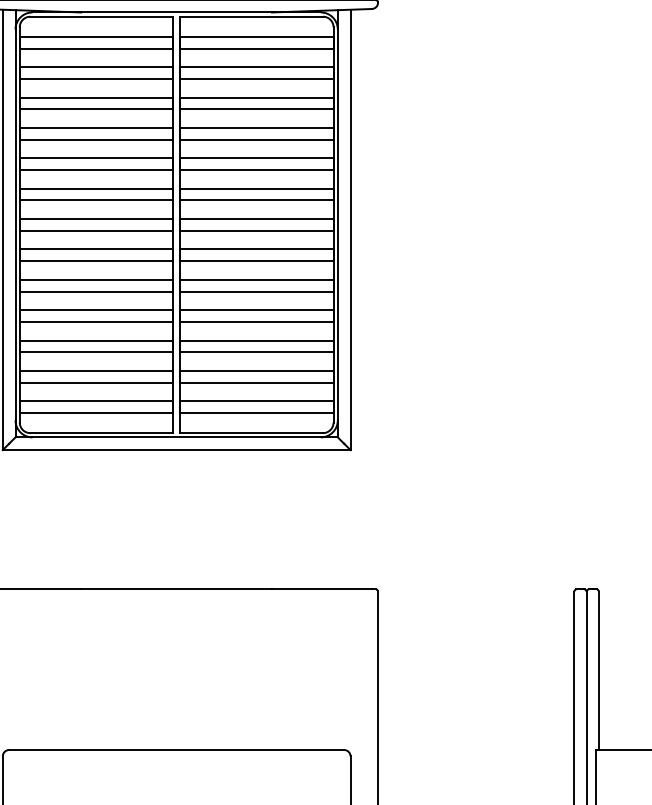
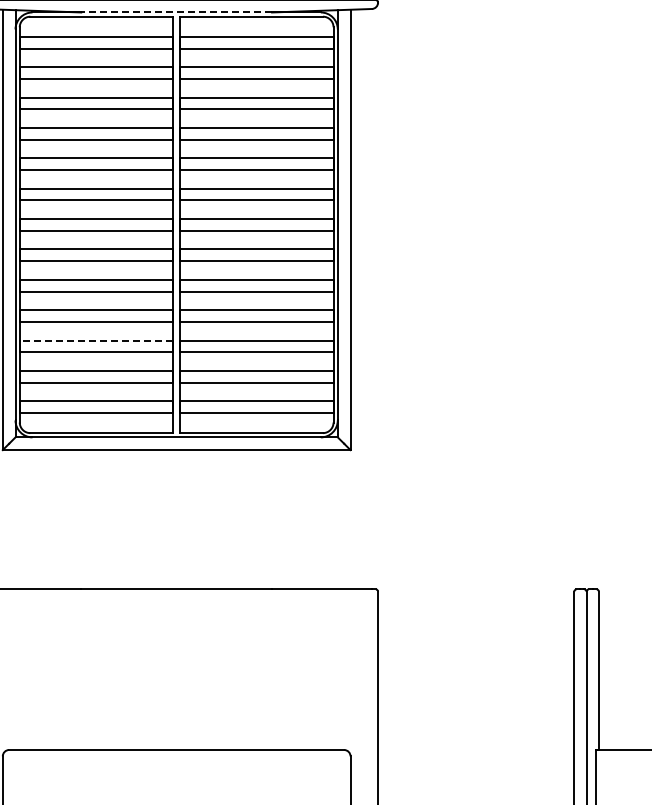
line: solid -> dashed (176, 12)
line: solid -> dashed (96, 340)
